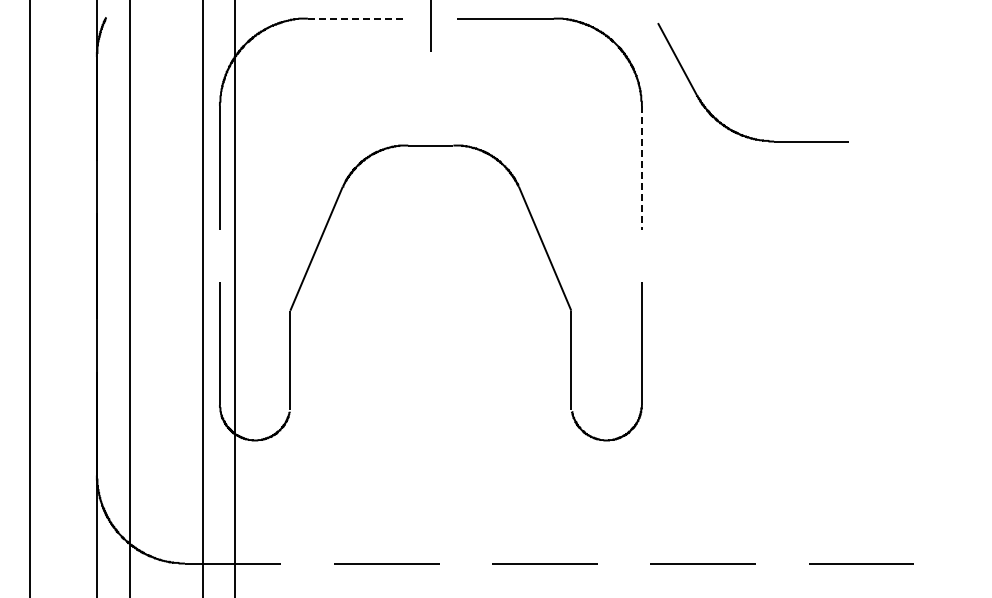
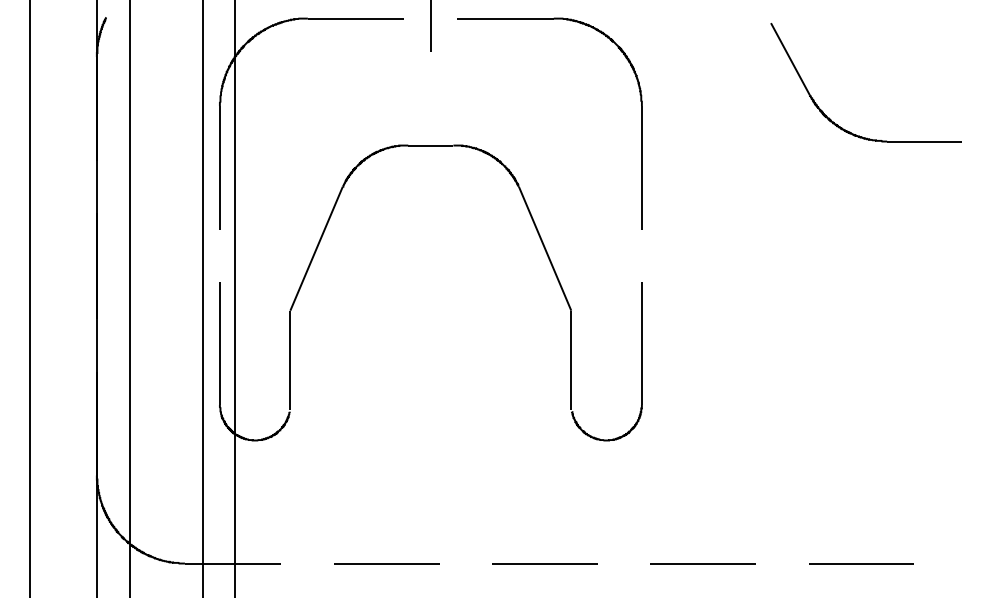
line: dashed -> solid (356, 18)
part position: (716, 117) -> (829, 117) (829, 117)
line: dashed -> solid (641, 167)
